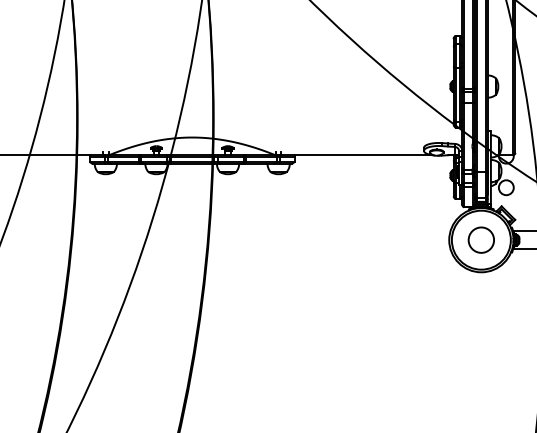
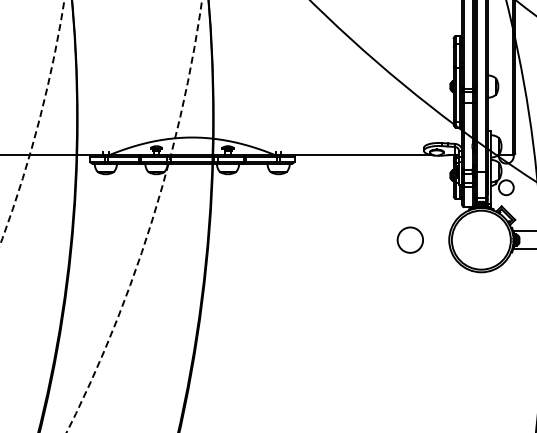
circle: solid -> dashed (32, 122)
circle: solid -> dashed (133, 216)
circle position: (480, 239) -> (409, 239) (409, 239)
